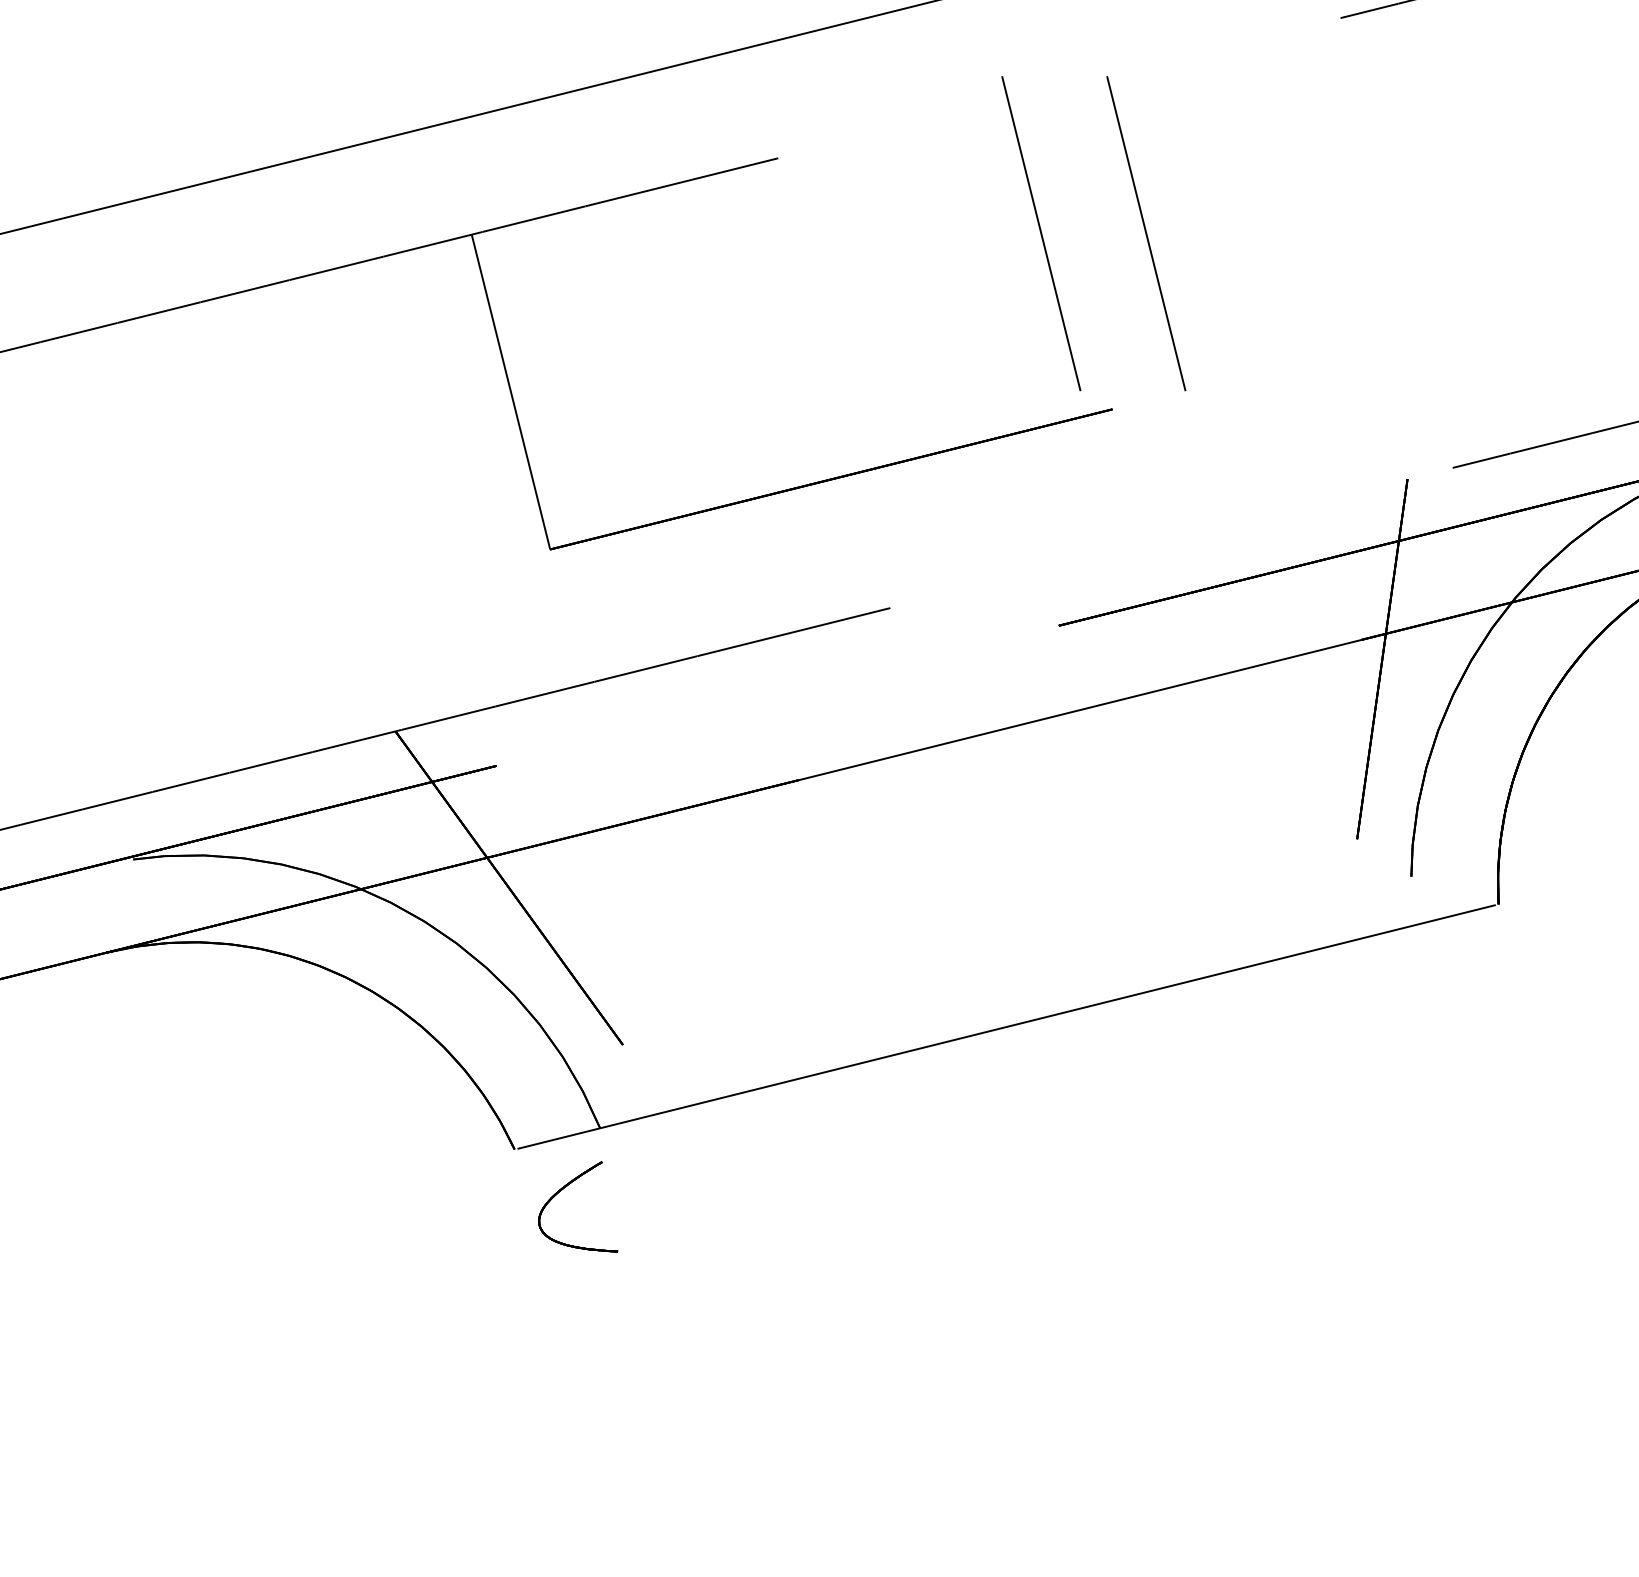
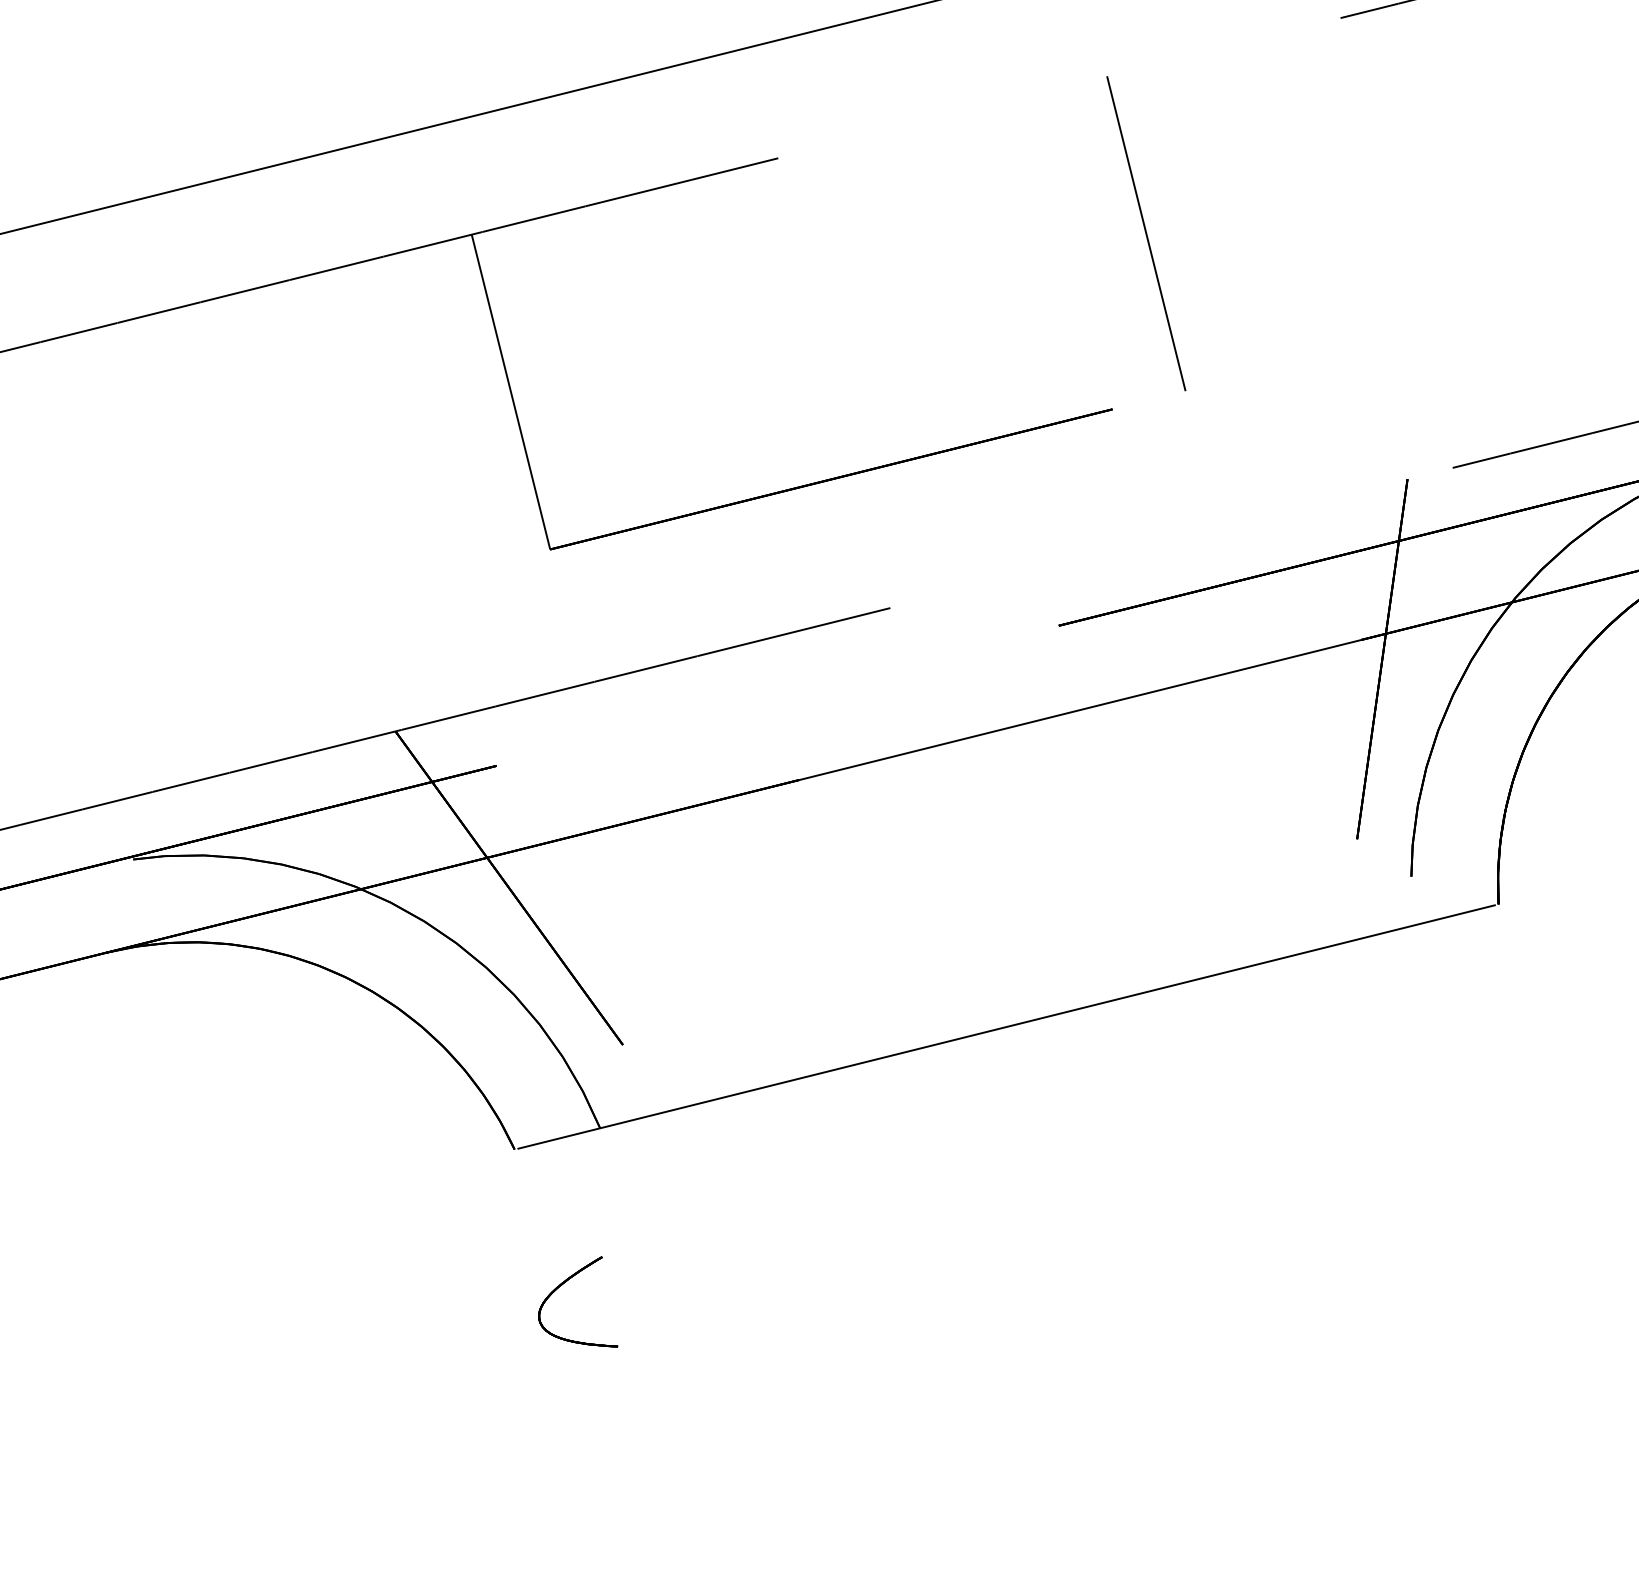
line: present -> none (1041, 233)
part position: (562, 1190) -> (562, 1285) (562, 1285)
